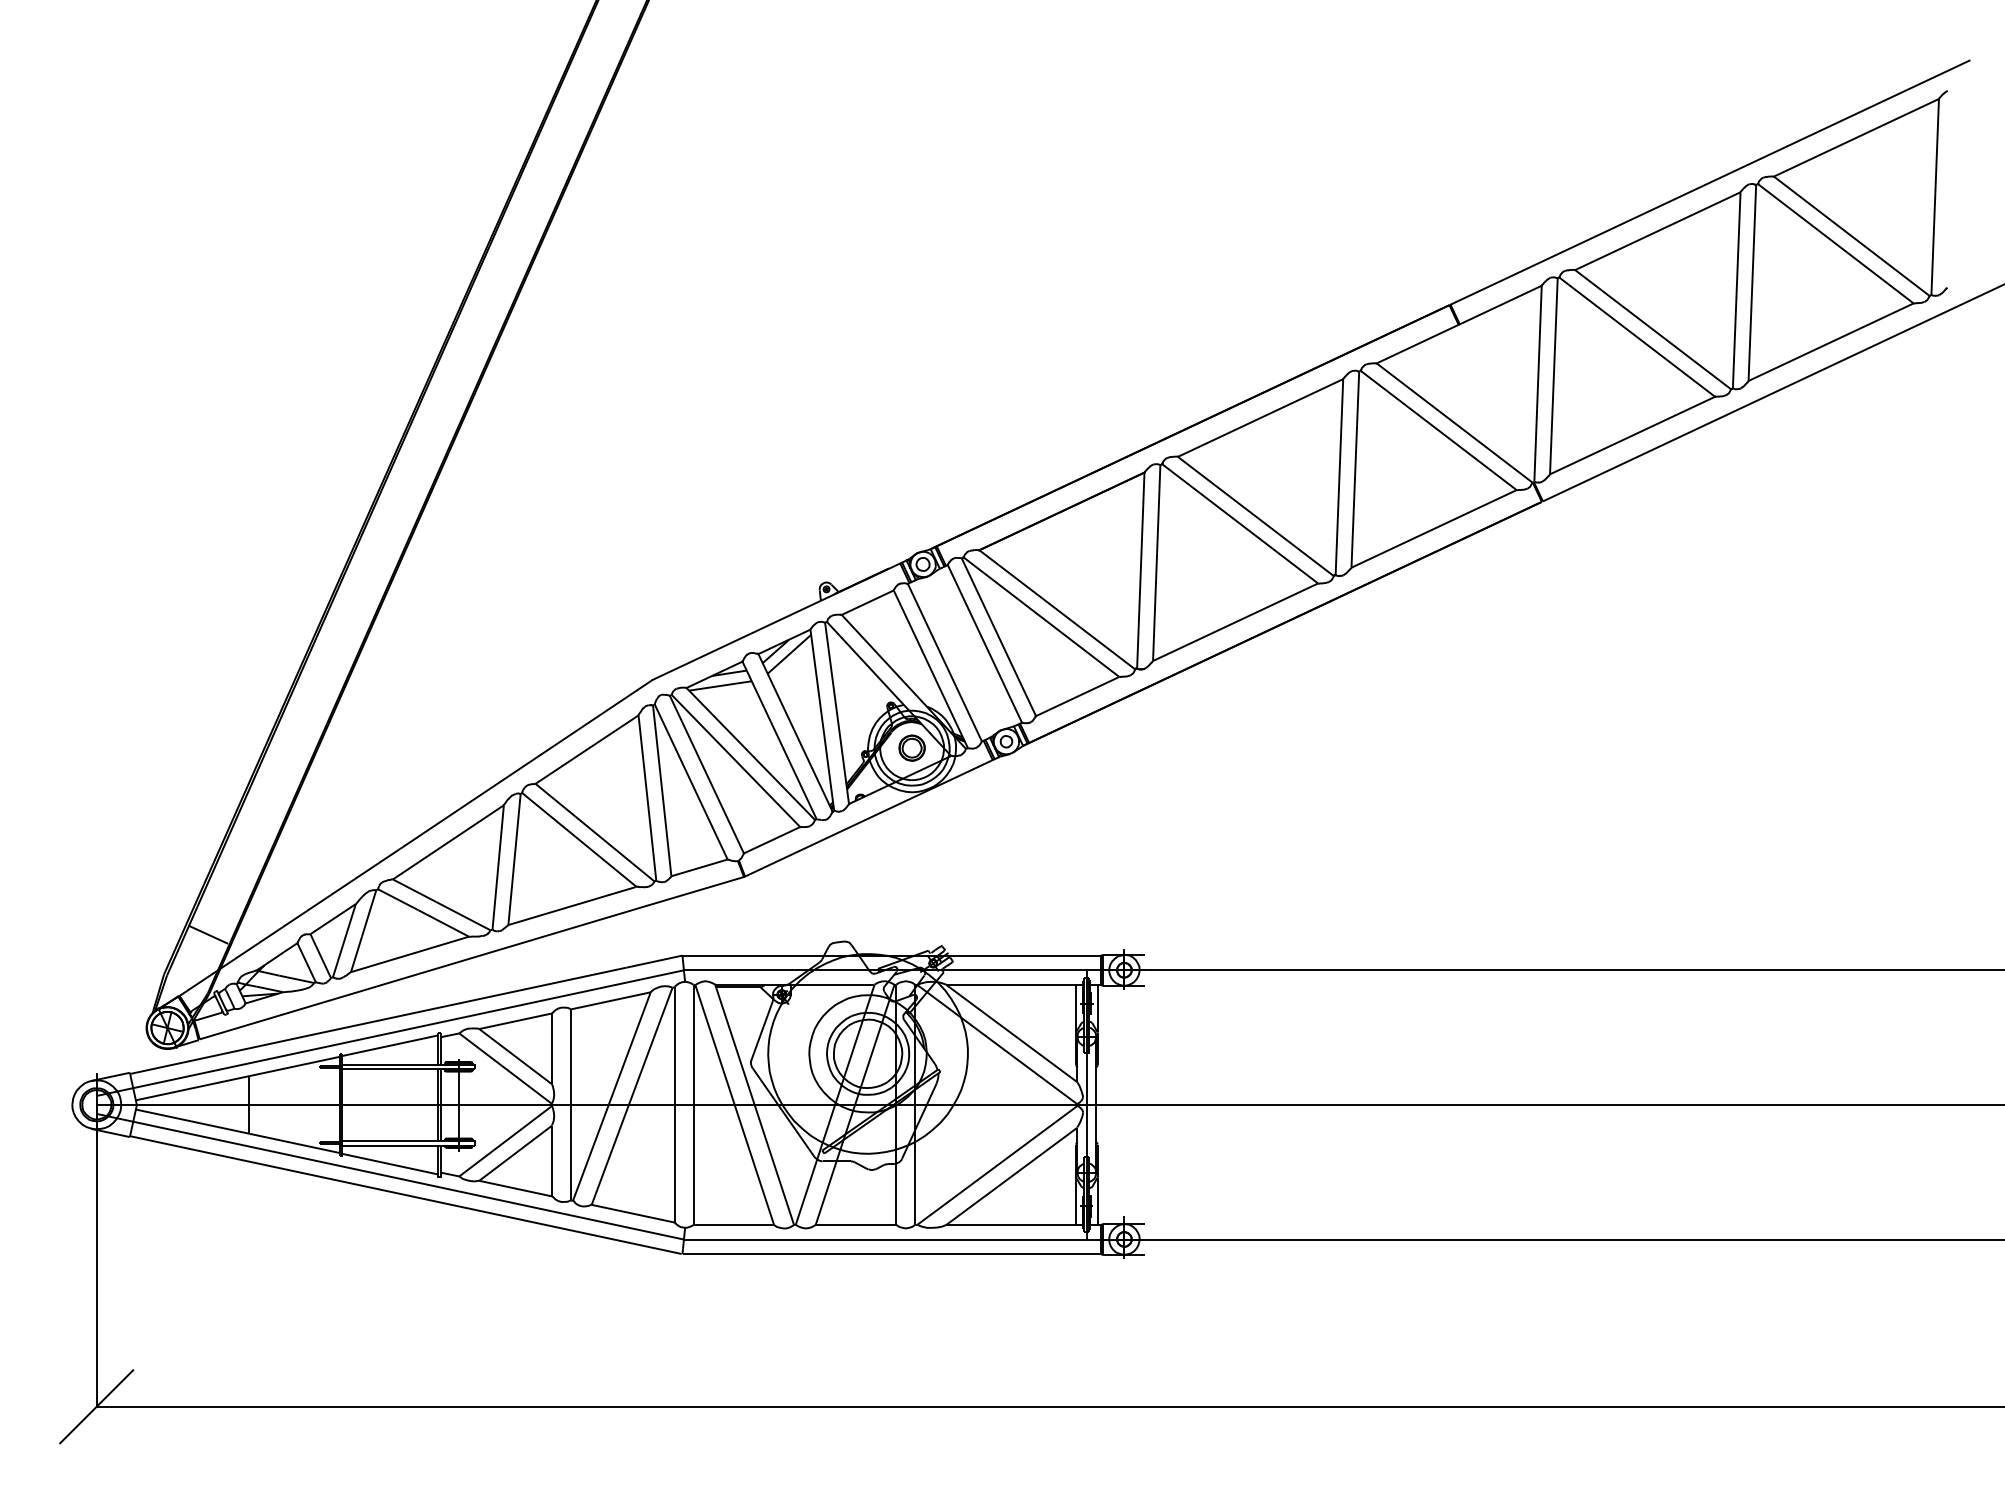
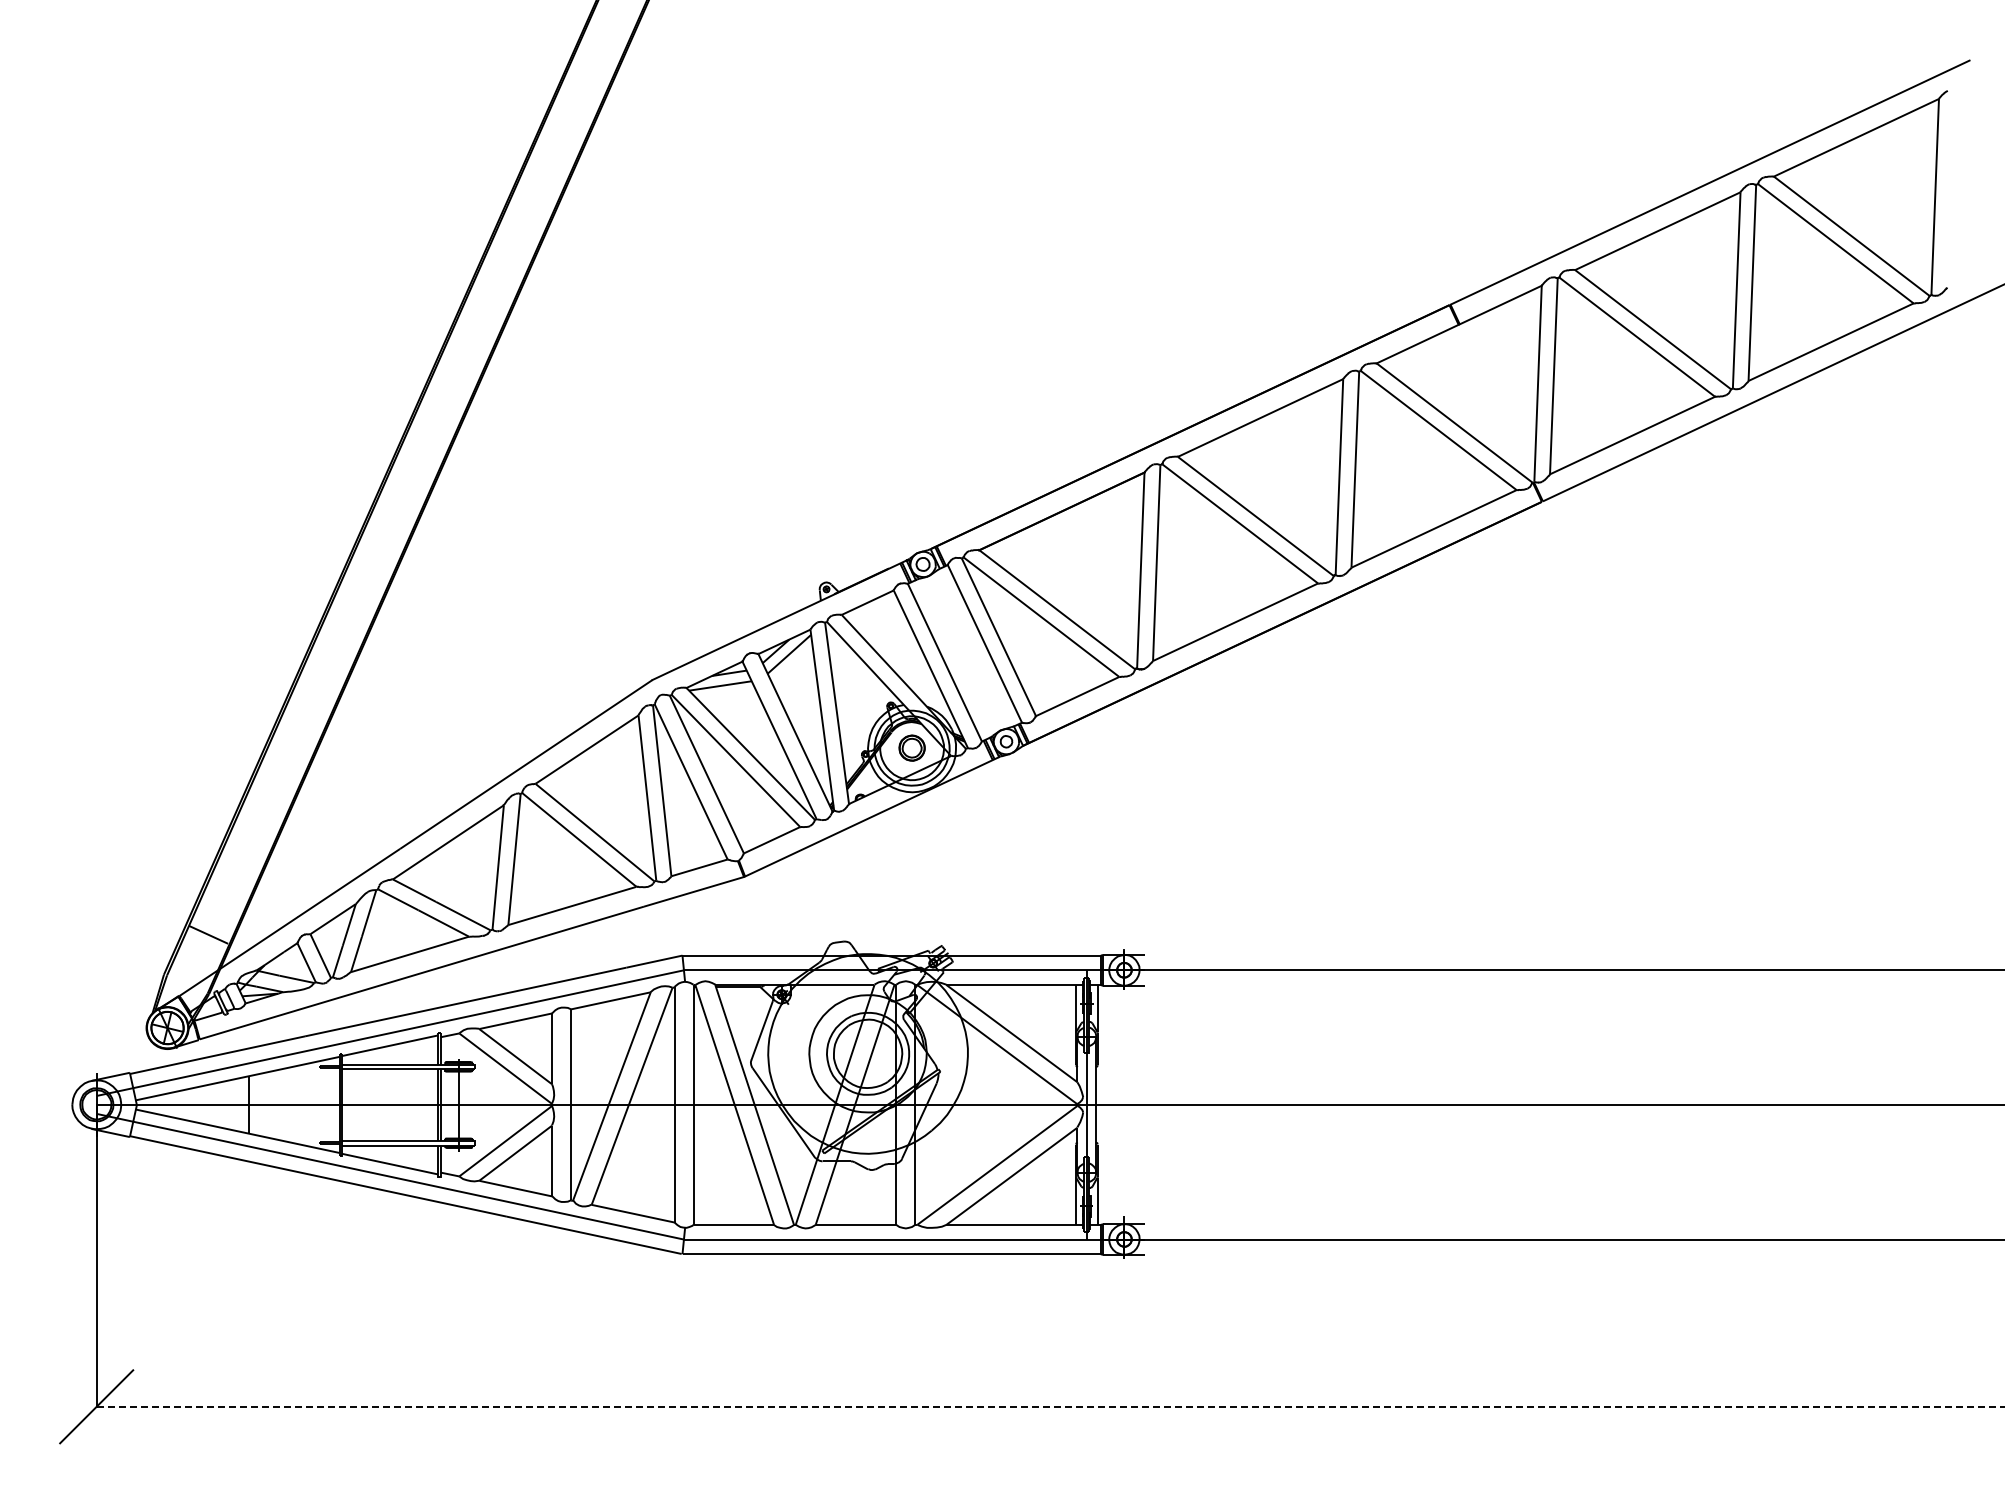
line: solid -> dashed (1051, 1406)
